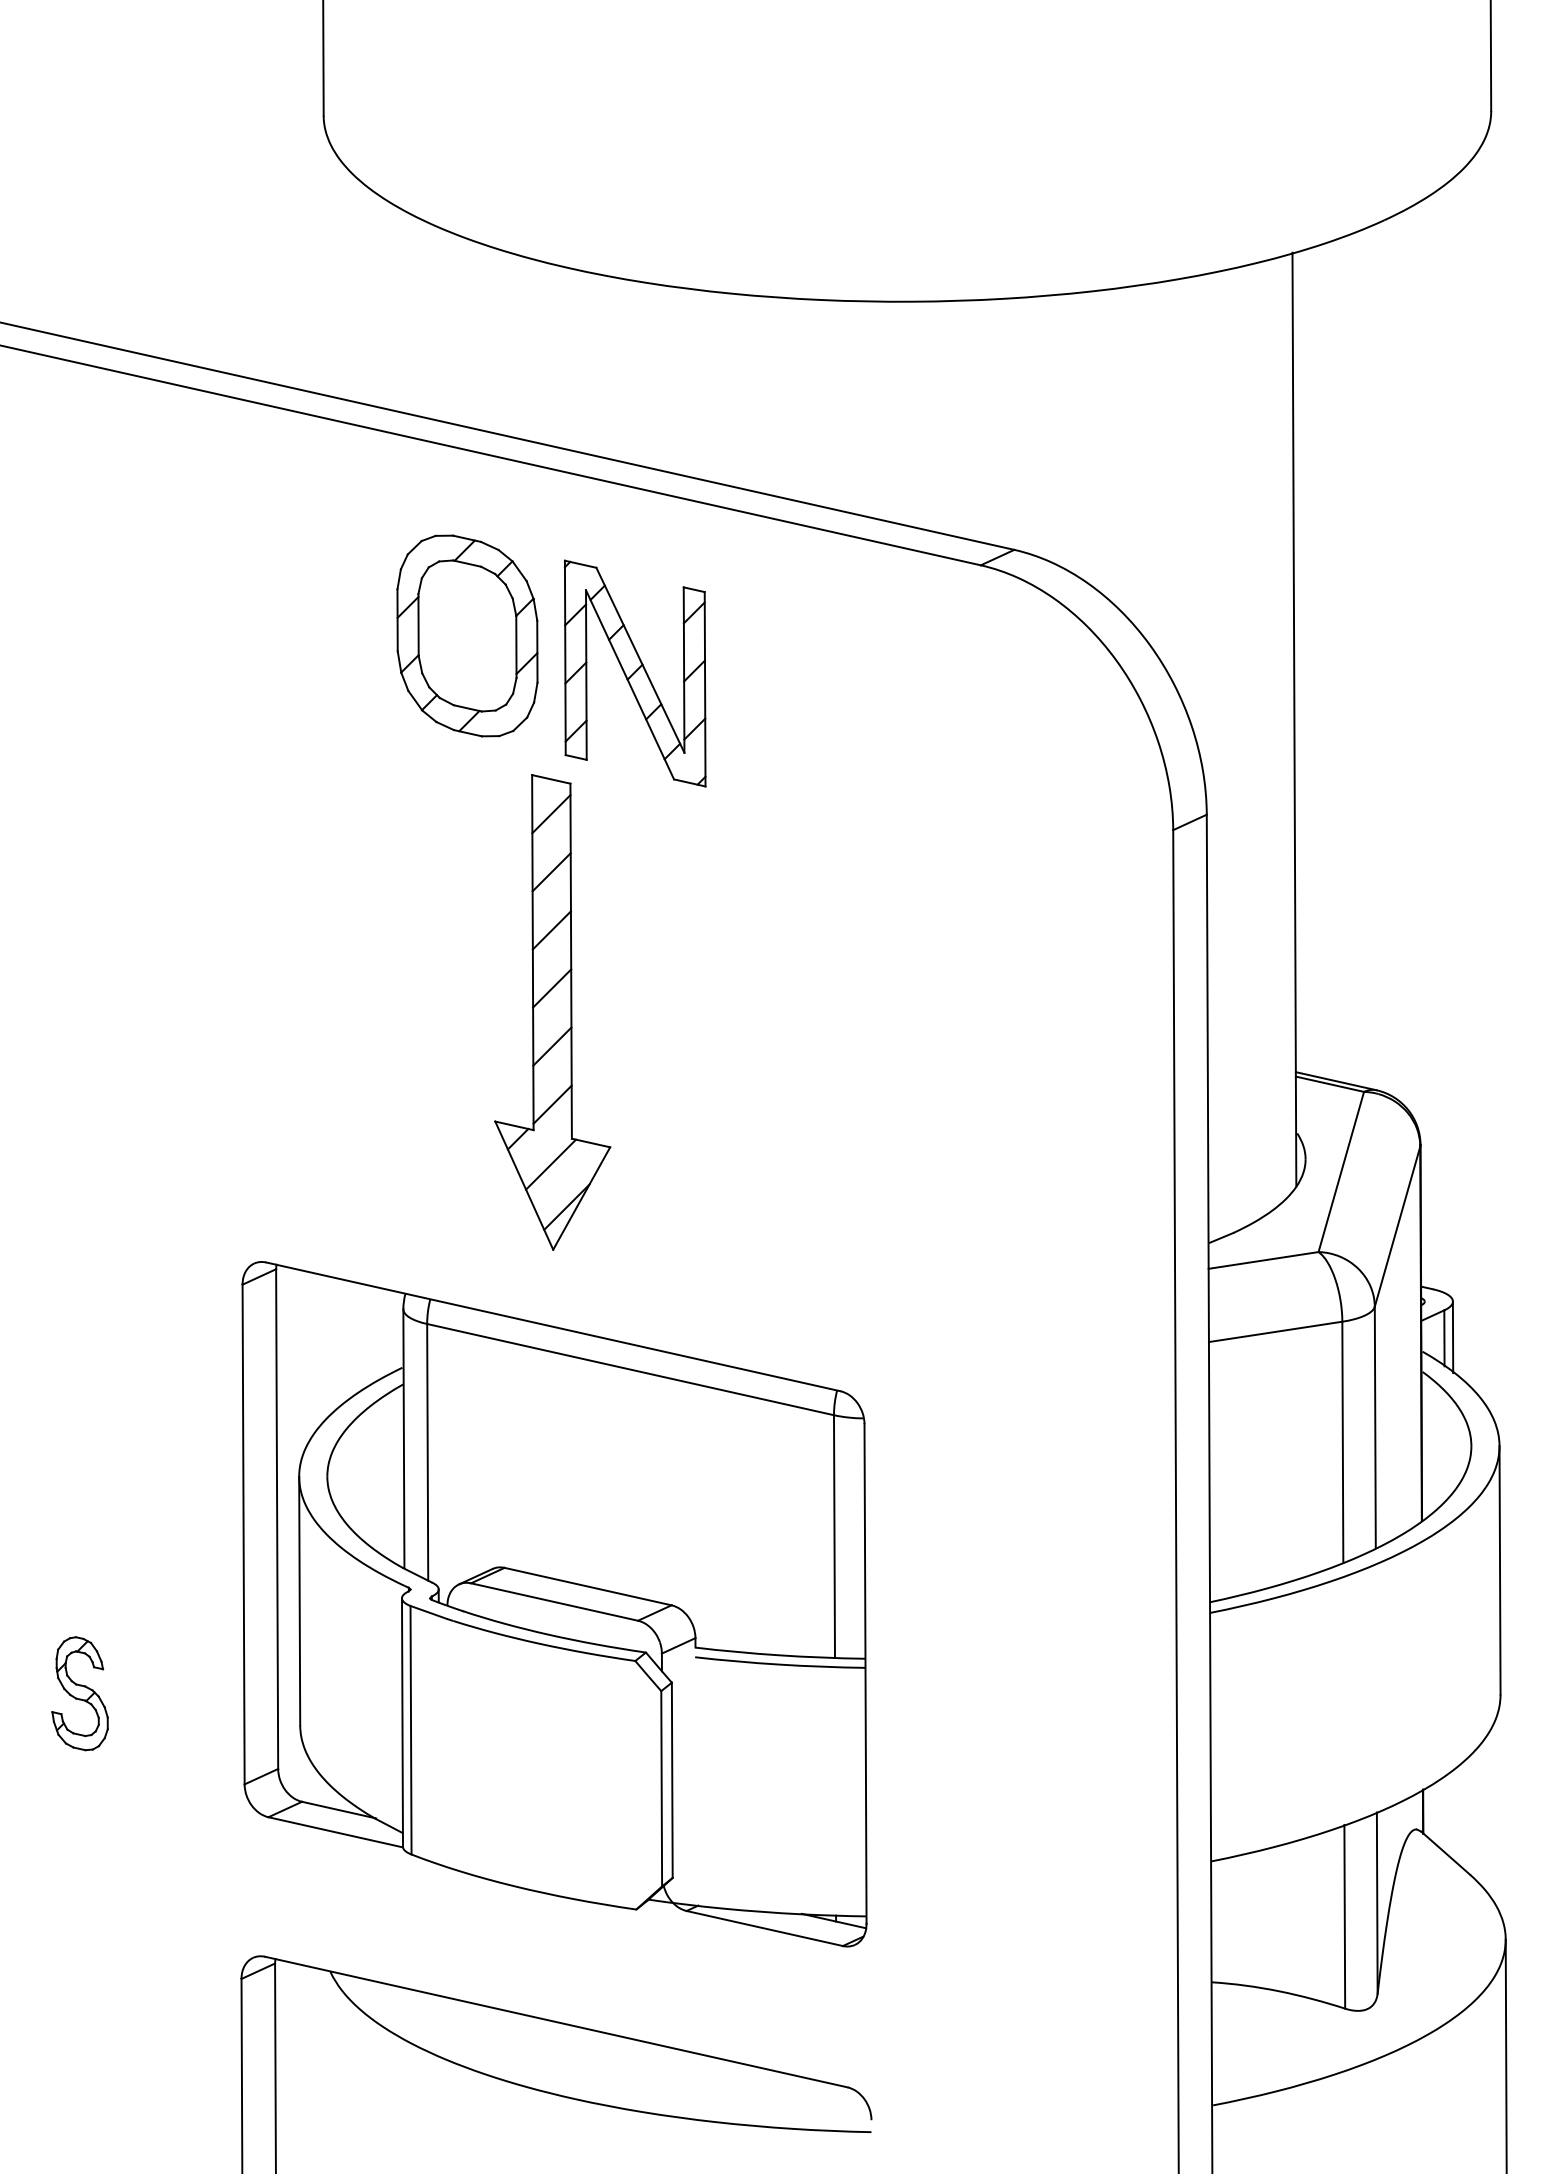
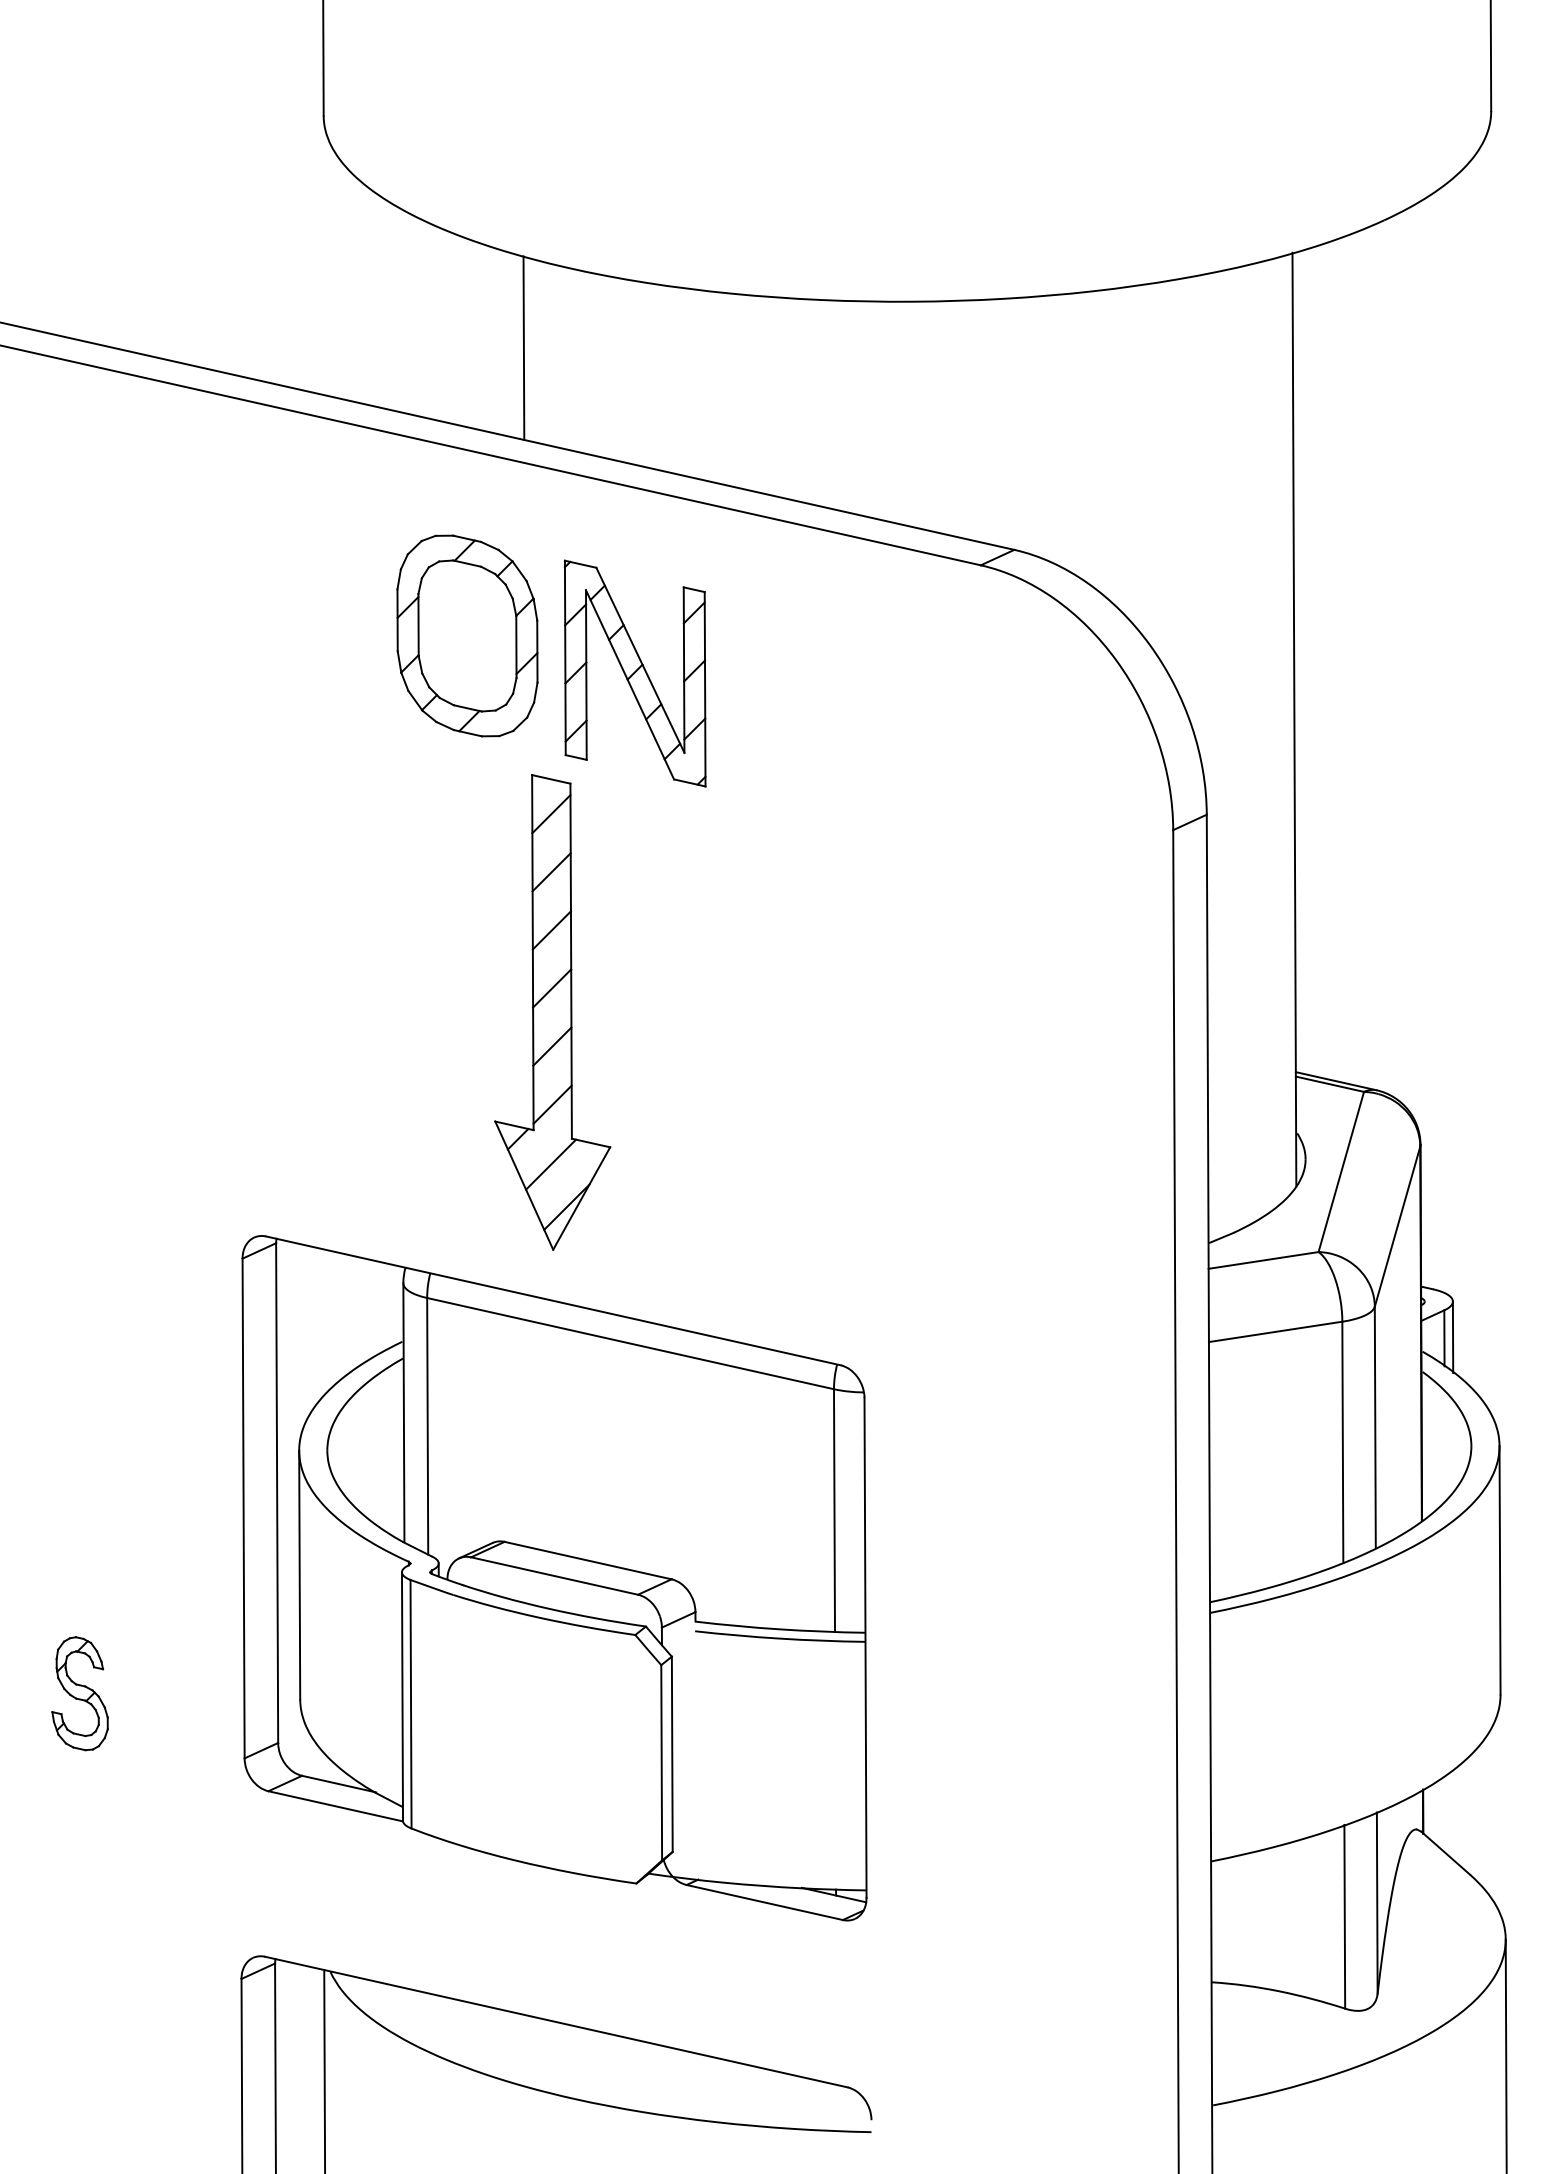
line: none -> present (523, 347)
part position: (554, 1604) -> (554, 1578) (554, 1578)
line: none -> present (324, 2070)
